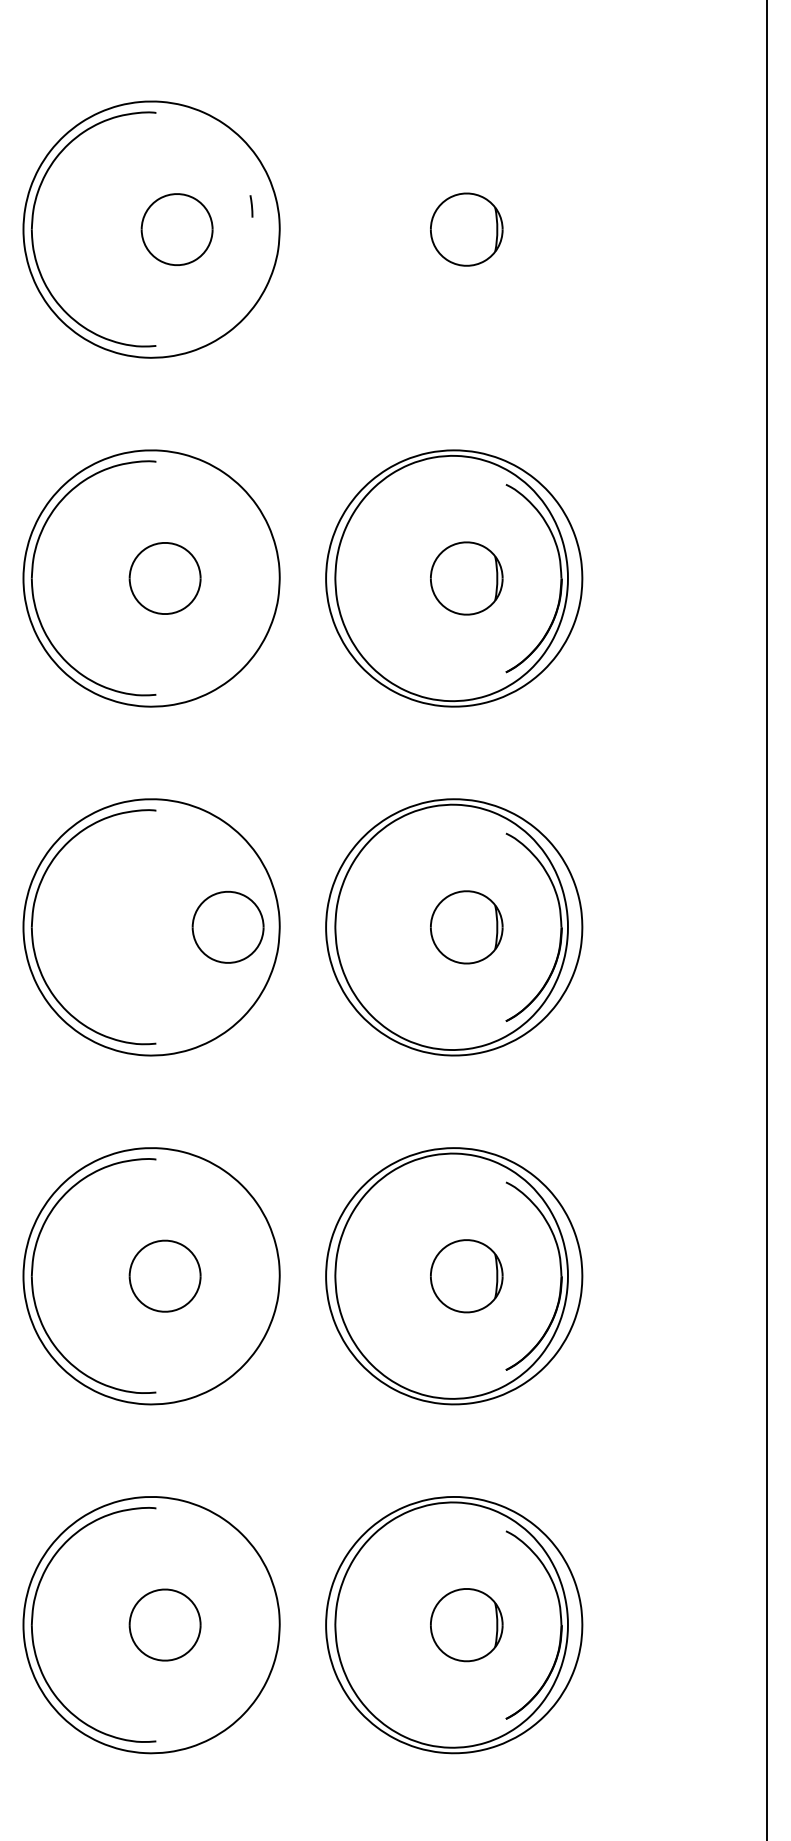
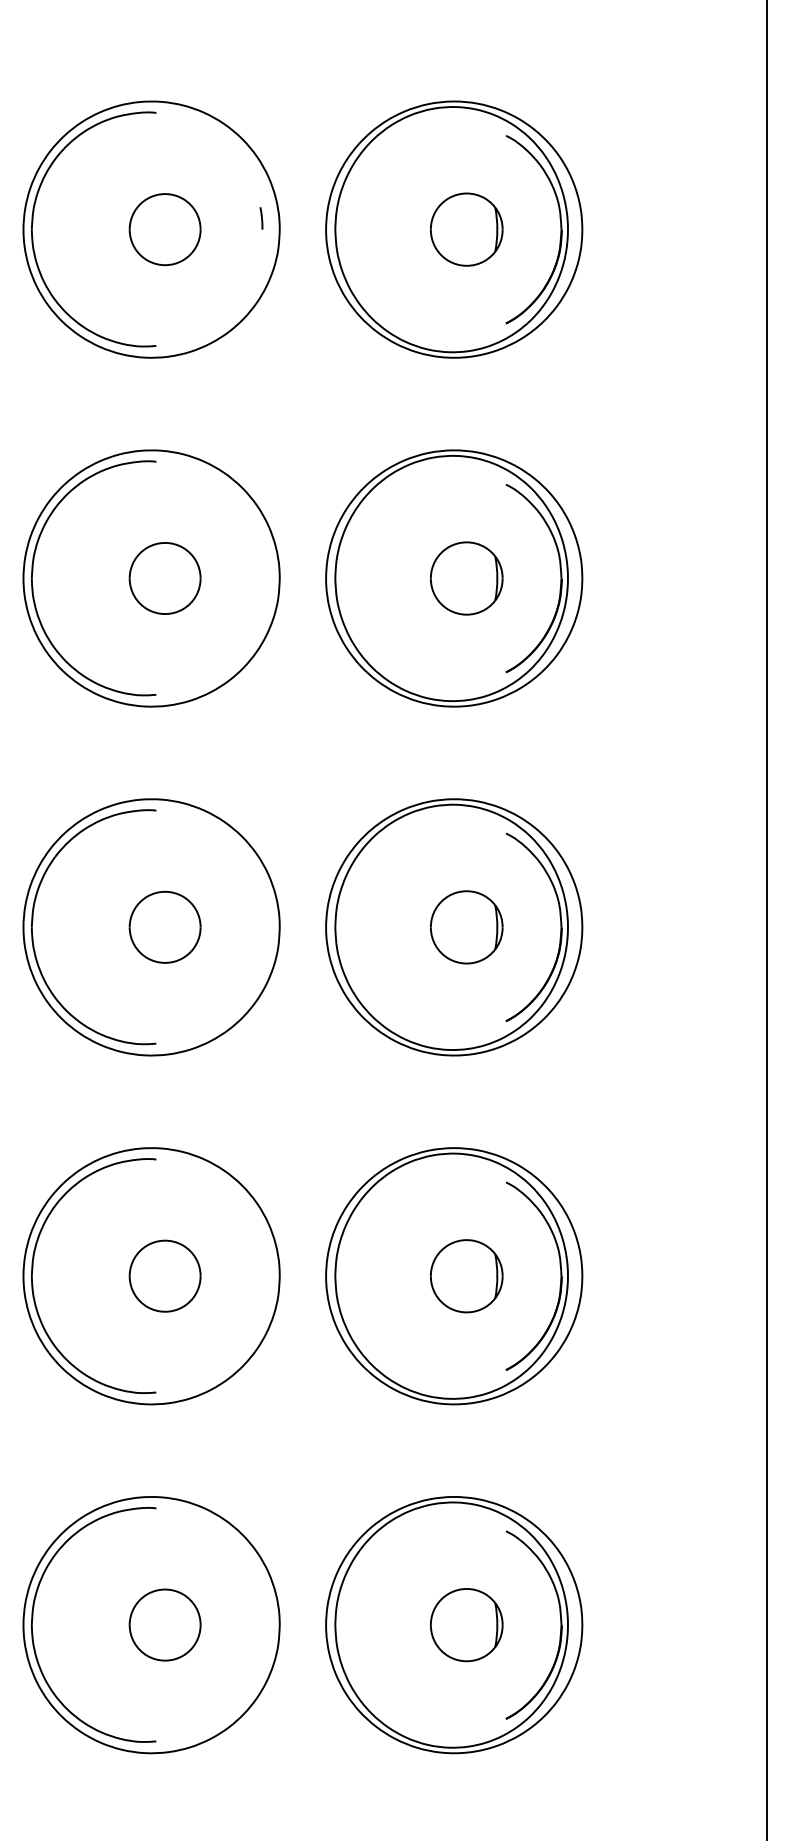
line position: (251, 206) -> (261, 218) (261, 218)
part position: (176, 229) -> (164, 229) (164, 229)
part: none -> present (454, 229)
part position: (227, 927) -> (164, 927) (164, 927)
